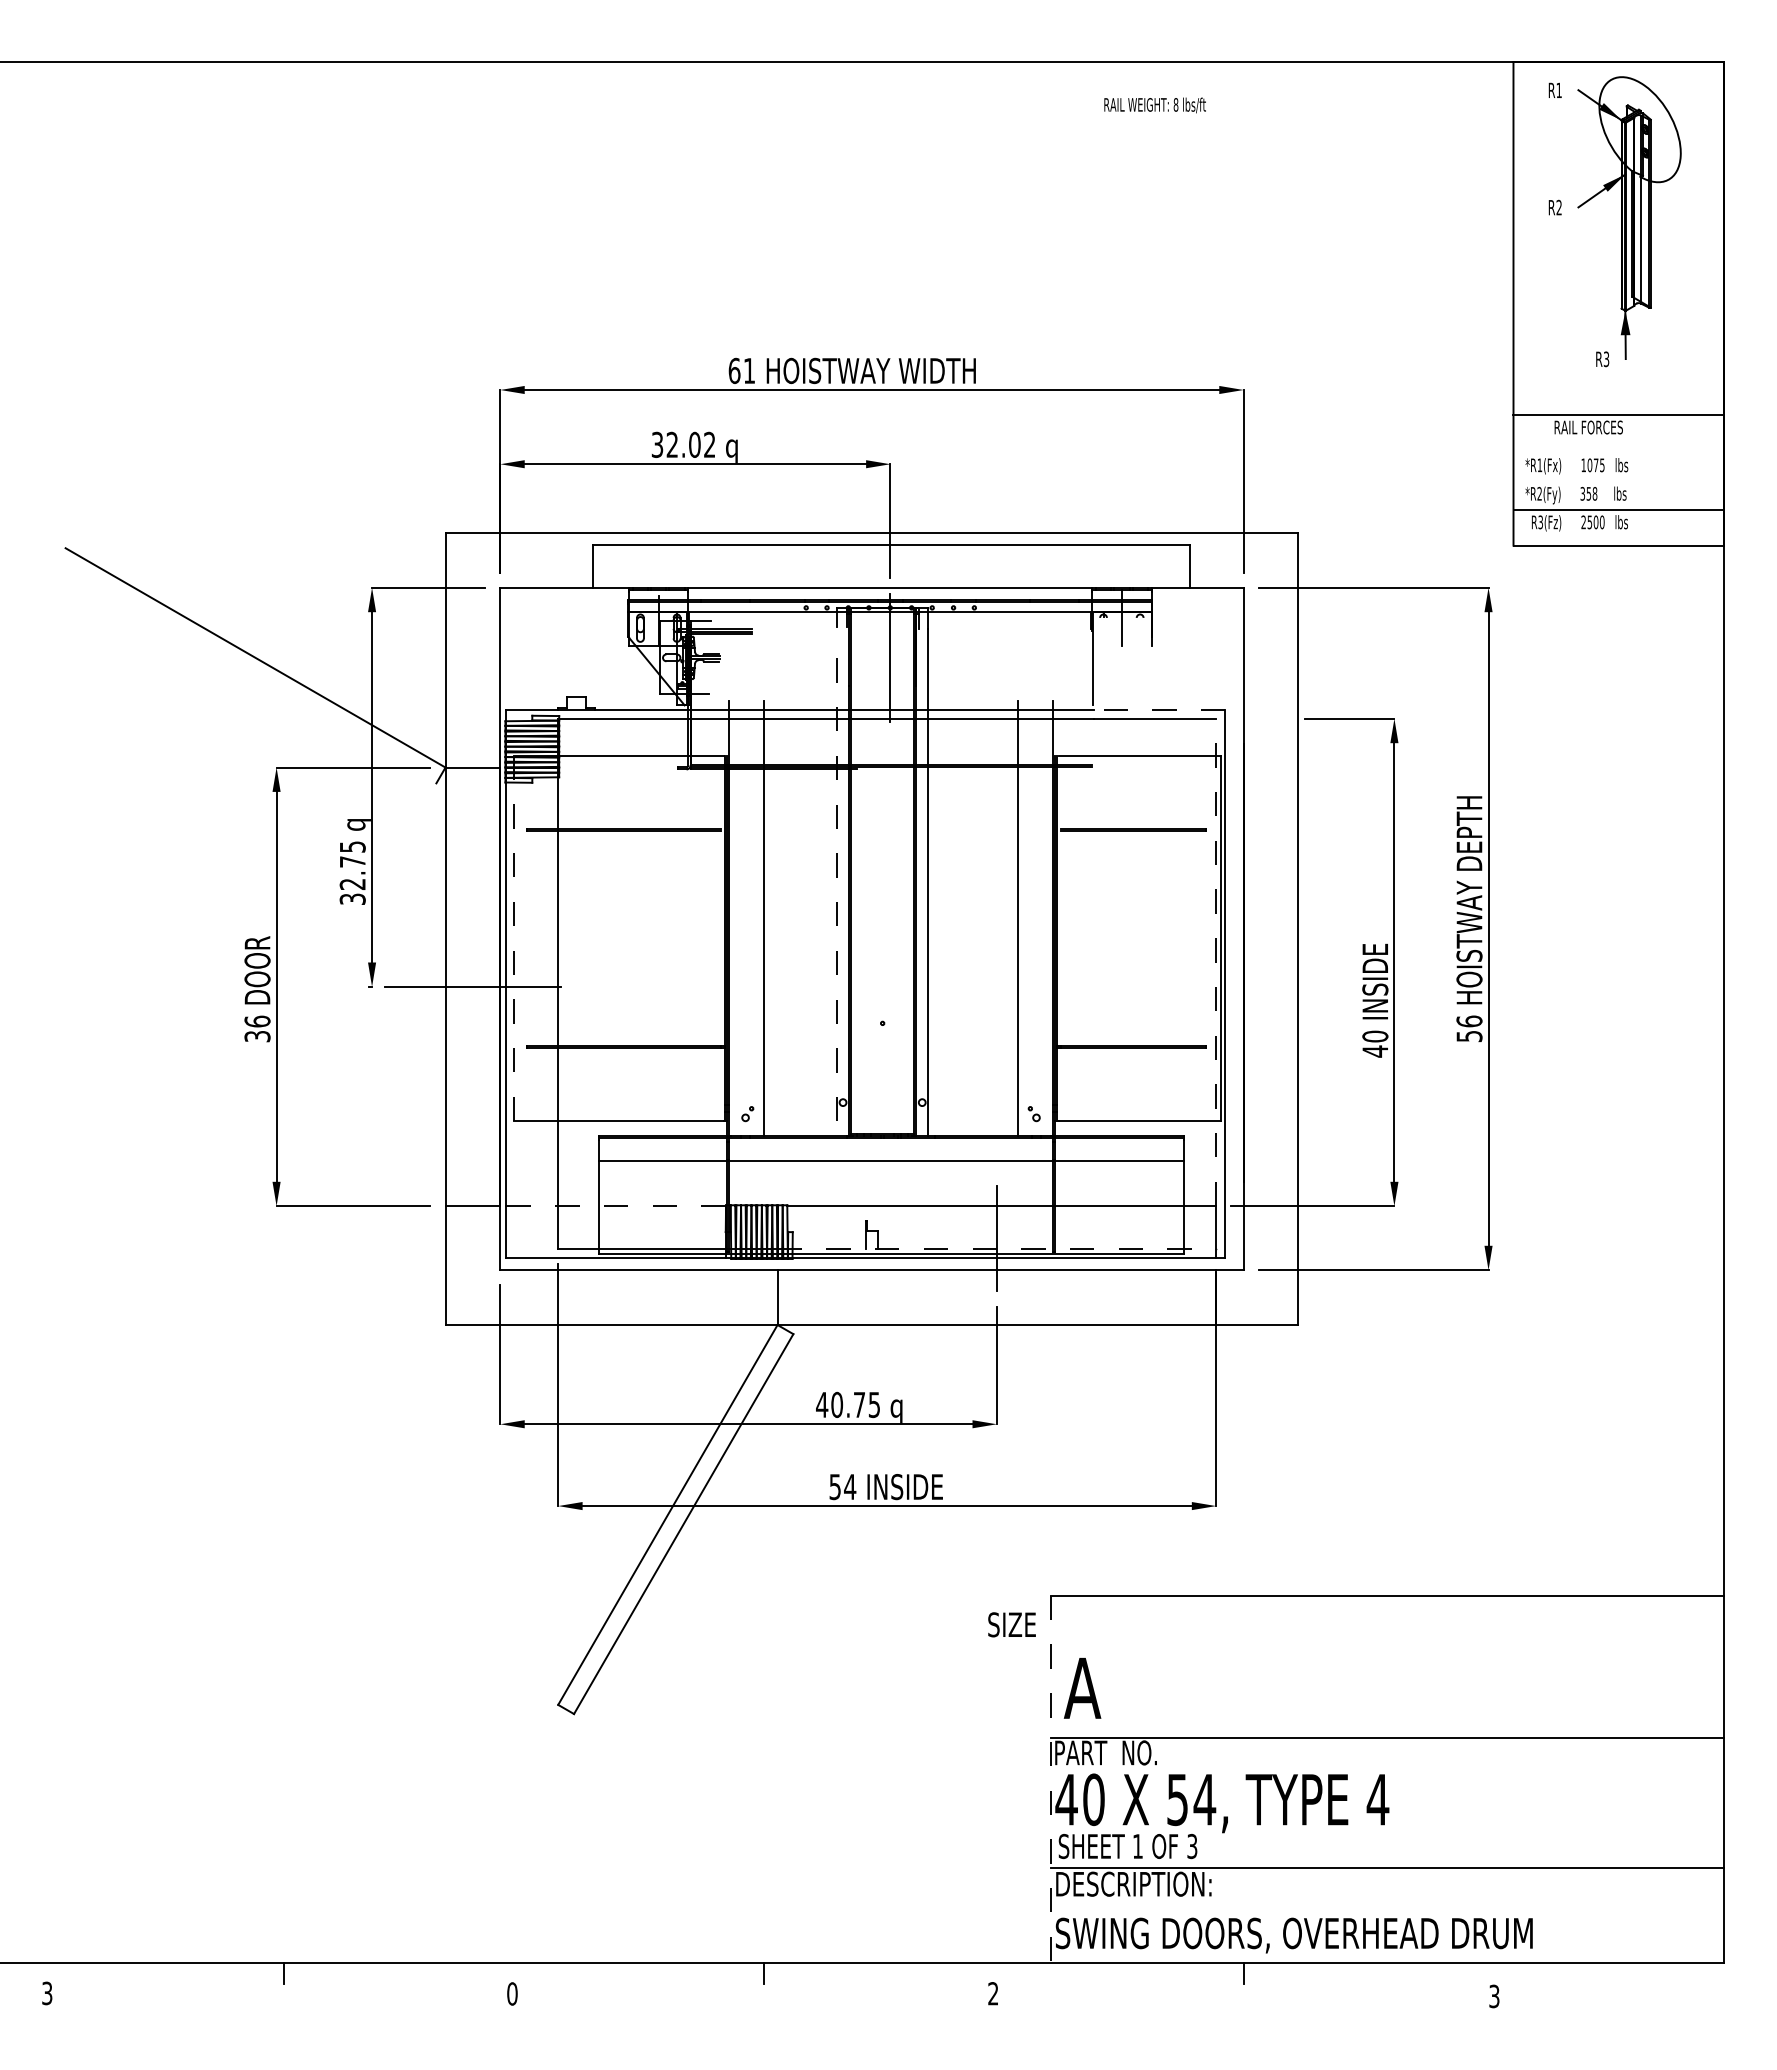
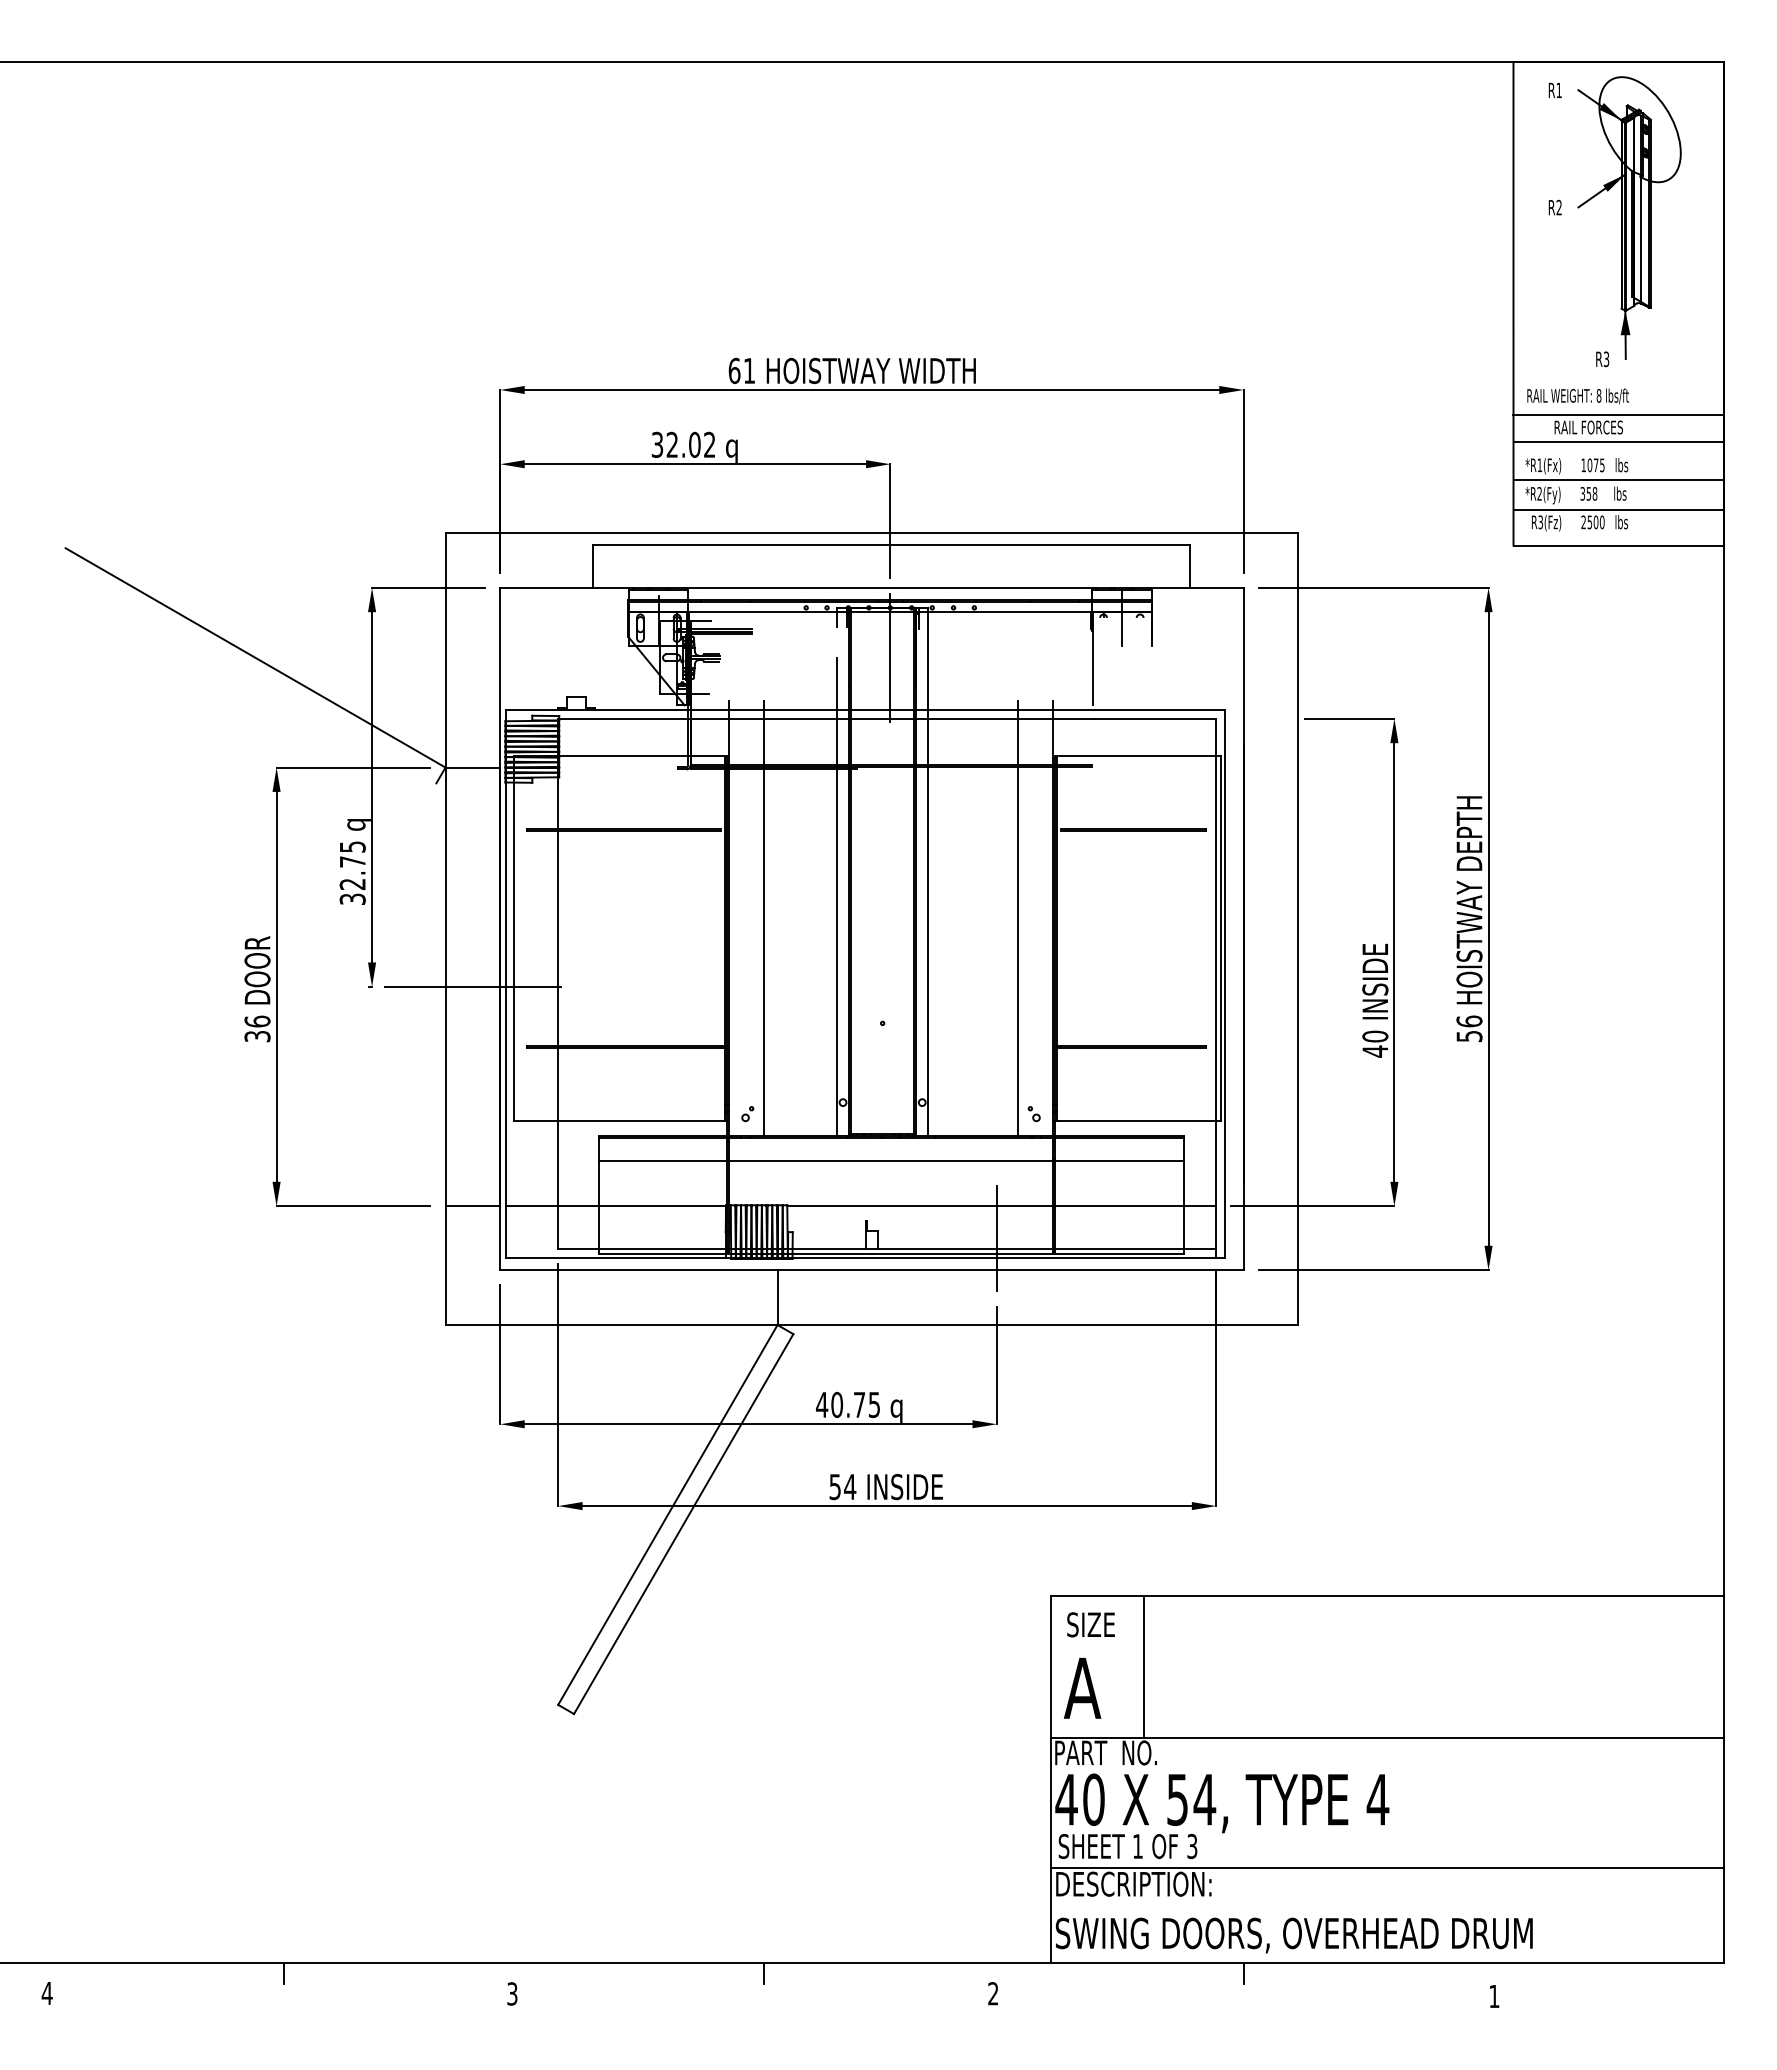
text position: (1154, 105) -> (1577, 396) (1577, 396)
line: none -> present (1618, 441)
line: none -> present (1618, 480)
line: dashed -> solid (1159, 709)
line: dashed -> solid (836, 897)
line: dashed -> solid (514, 938)
line: dashed -> solid (1216, 962)
line: dashed -> solid (616, 1206)
line: dashed -> solid (997, 1248)
text position: (1011, 1624) -> (1090, 1624) (1090, 1624)
line: none -> present (1144, 1666)
line: dashed -> solid (1051, 1779)
text: 3 -> 4 (46, 1993)
text: 0 -> 3 (512, 1993)
text: 3 -> 1 (1494, 1996)
